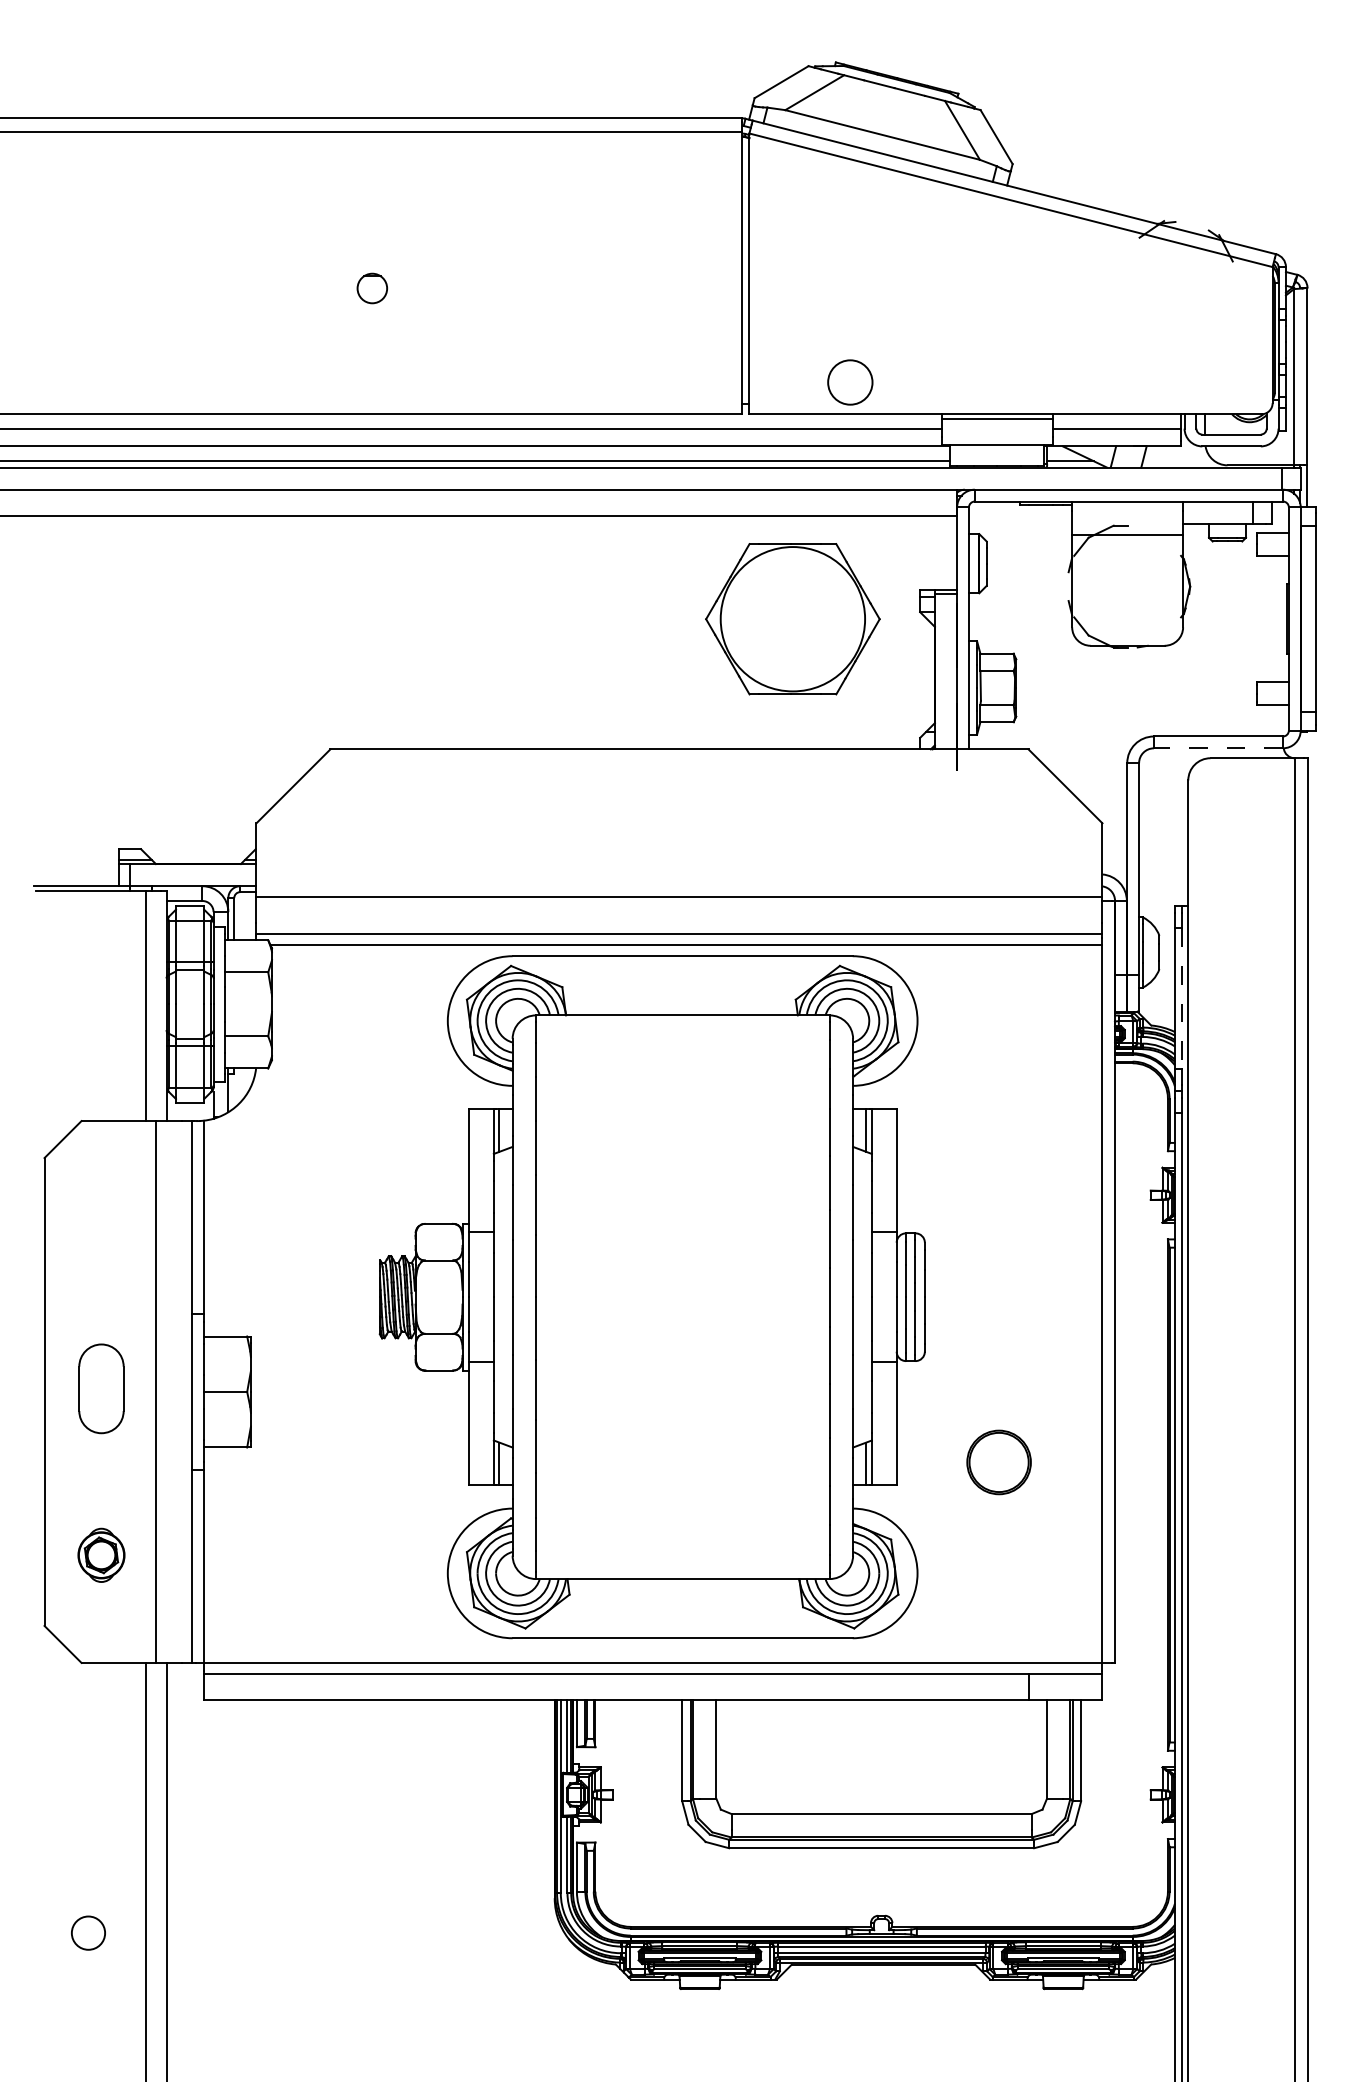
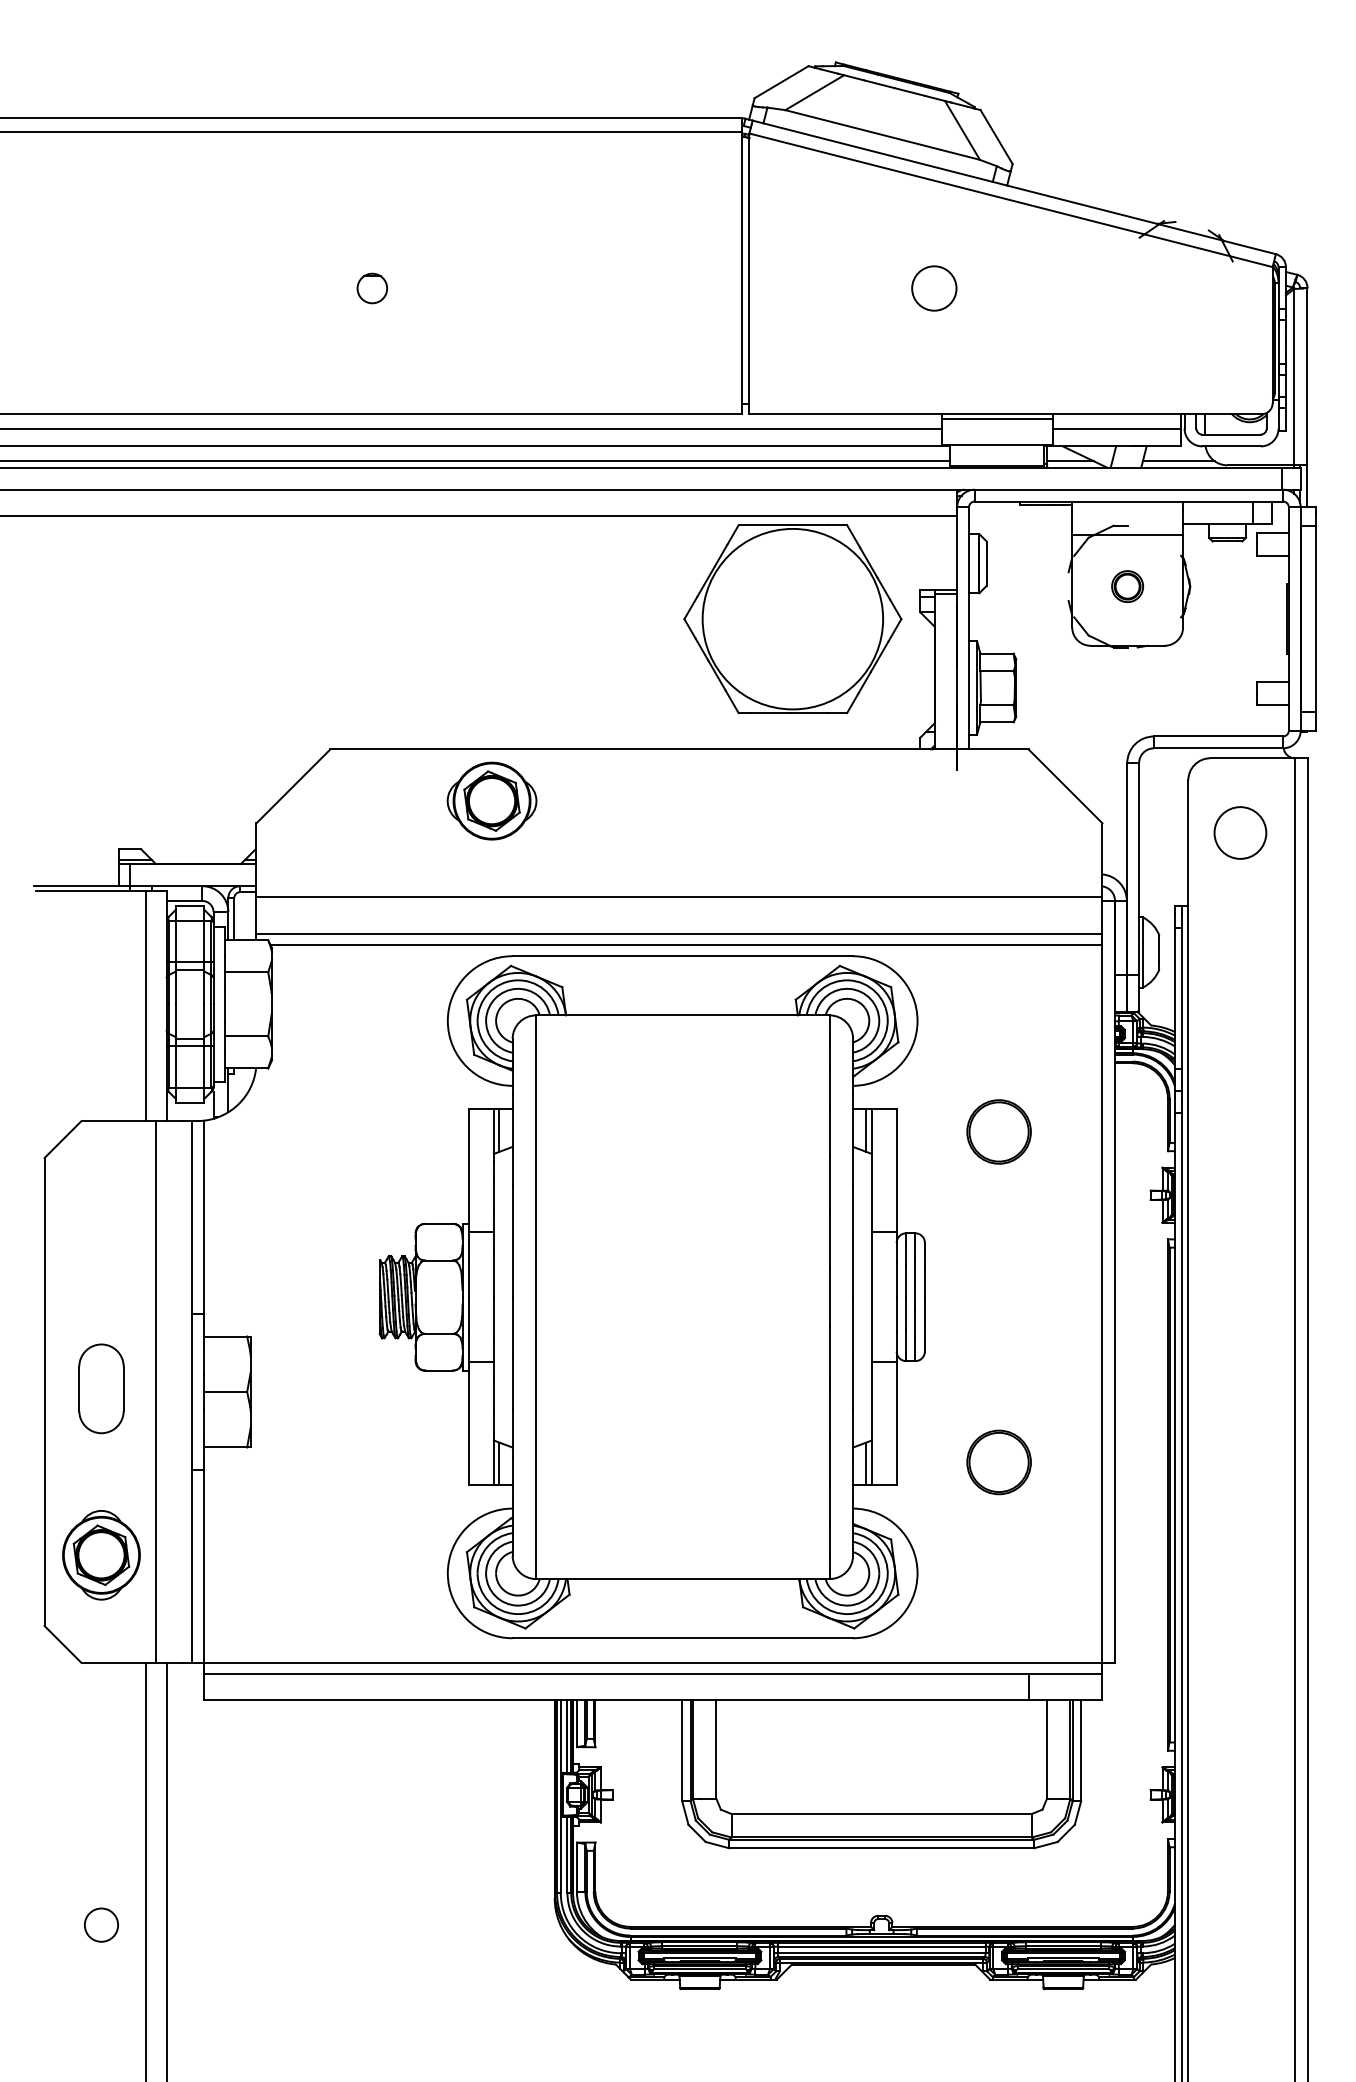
circle position: (850, 382) -> (934, 288) (934, 288)
line: none -> present (1178, 461)
part: none -> present (1127, 586)
part size: 176x153 px -> 220x191 px (792, 619)
line: dashed -> solid (1218, 748)
part: none -> present (491, 800)
circle: none -> present (1240, 832)
line: dashed -> solid (1182, 999)
part: none -> present (998, 1131)
part size: 49x56 px -> 79x91 px (101, 1555)
circle position: (88, 1932) -> (101, 1924) (101, 1924)
